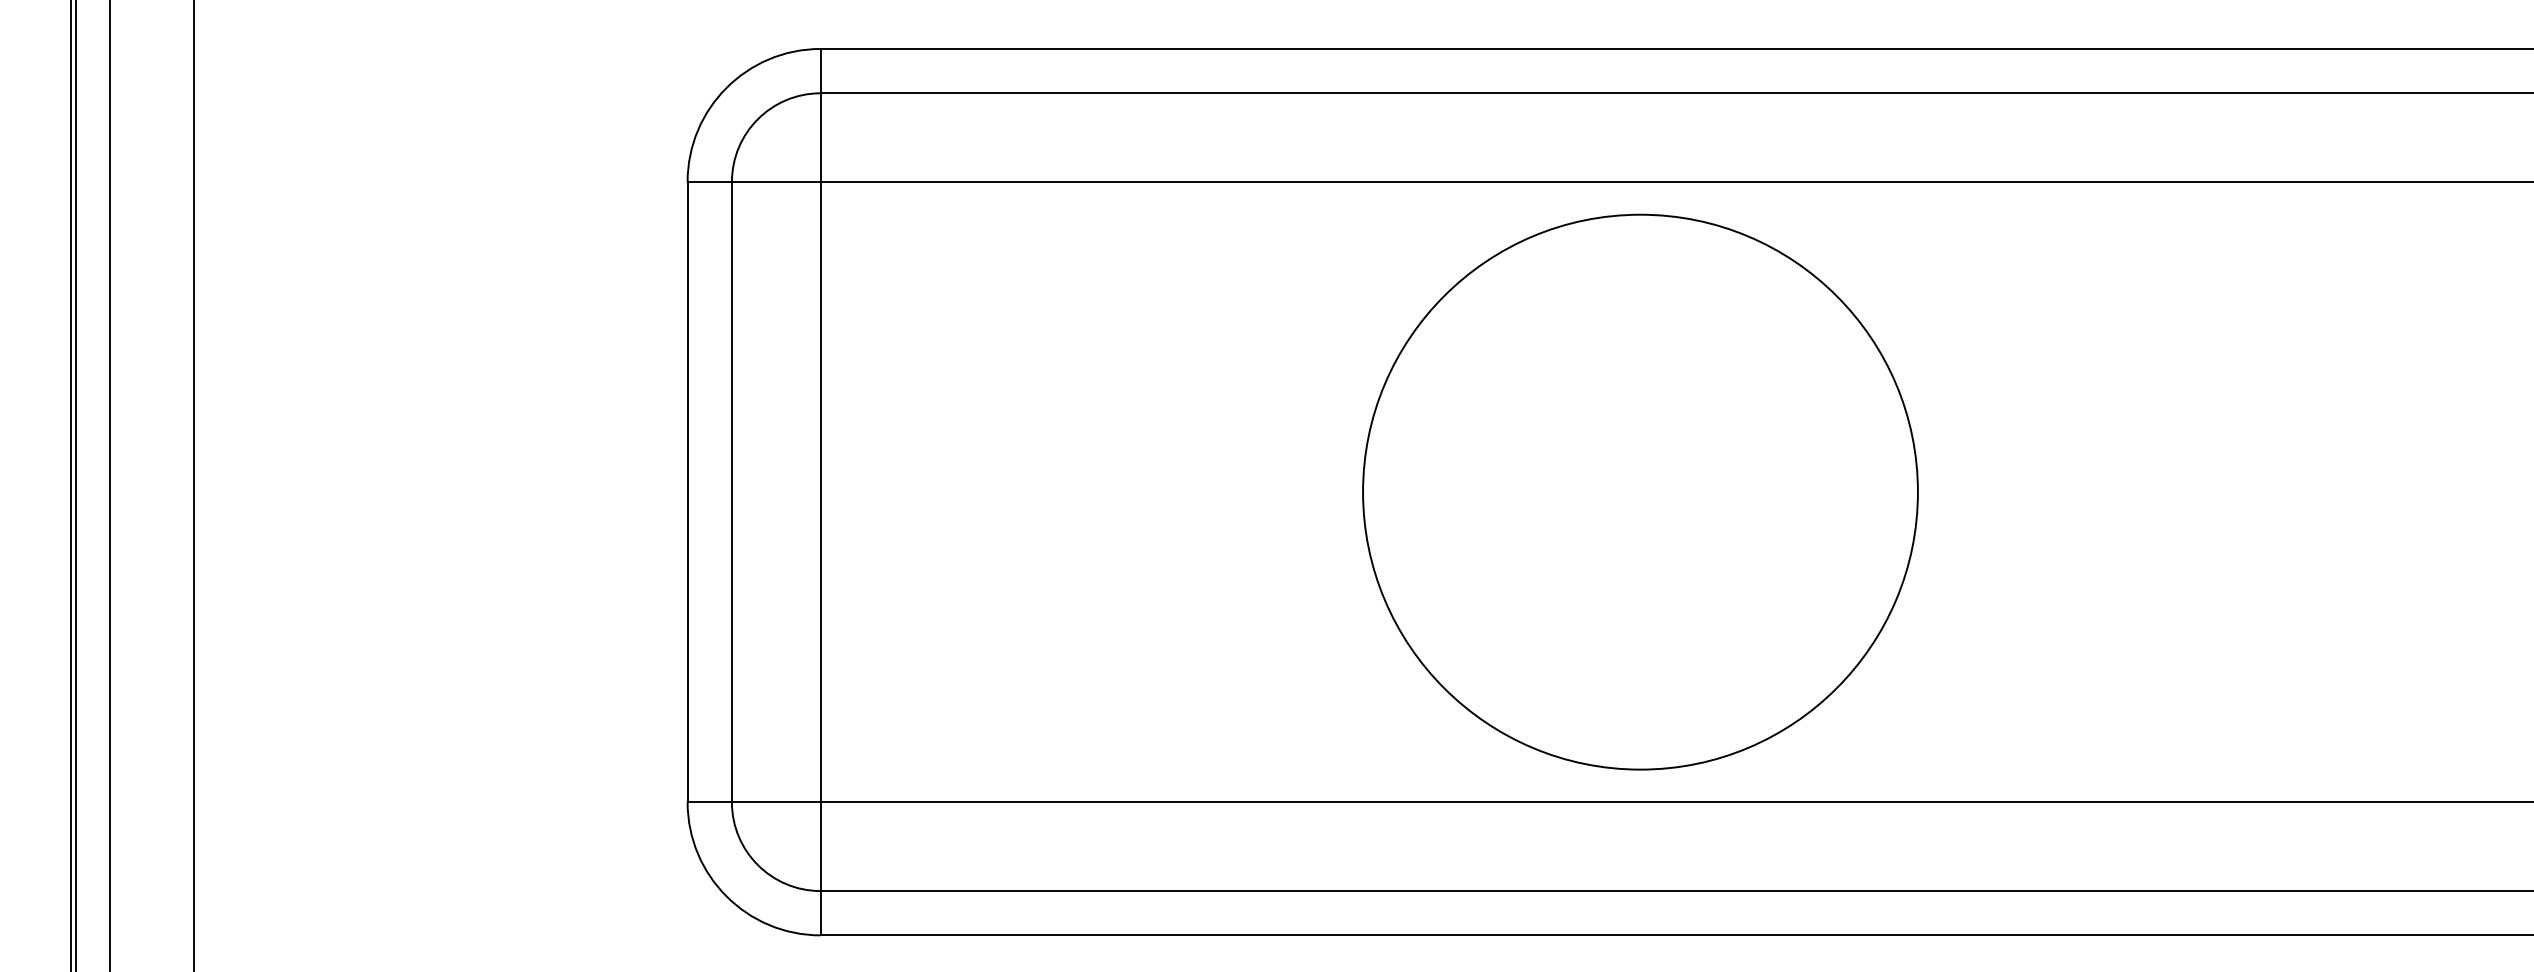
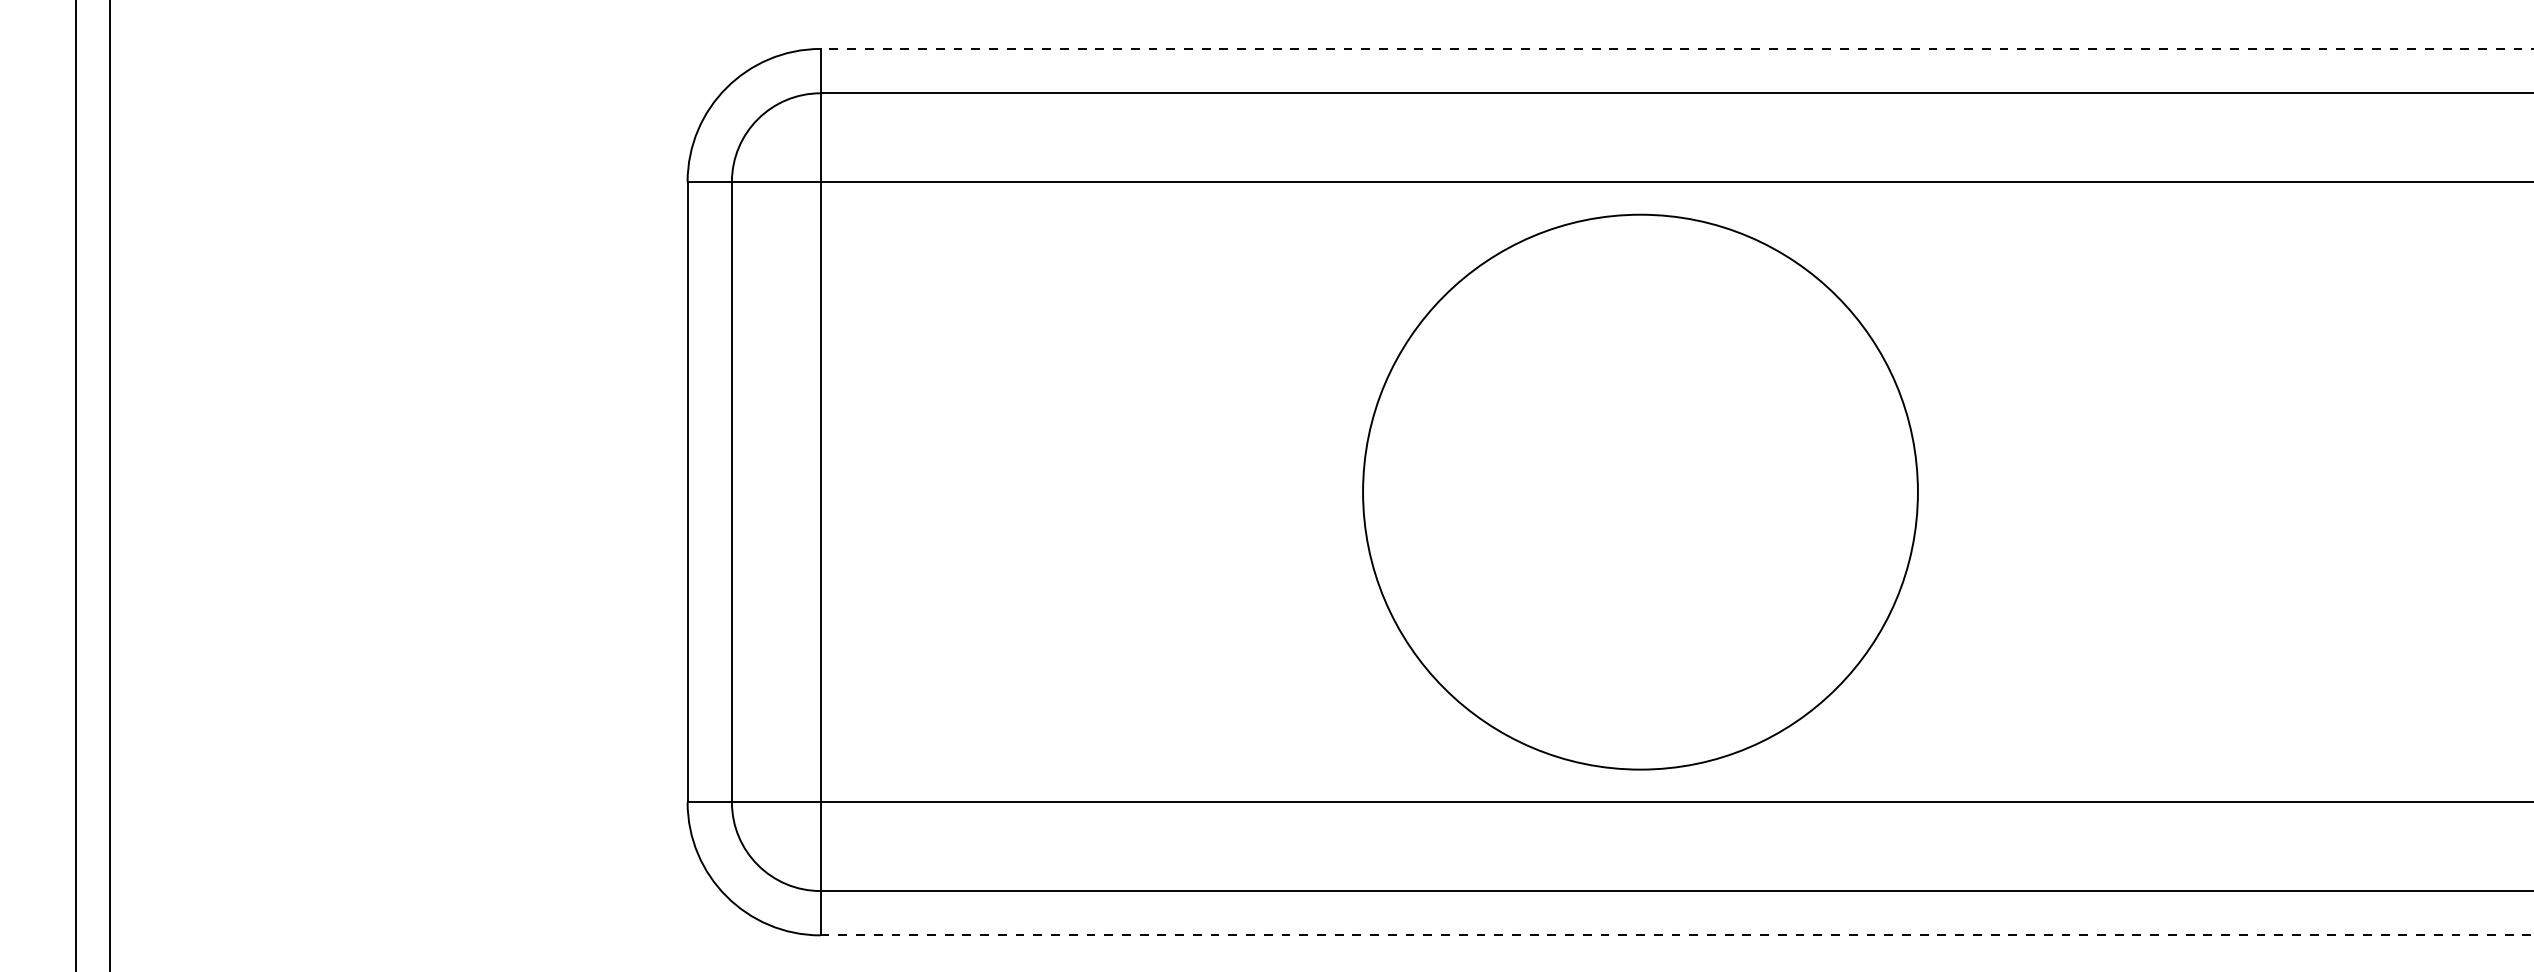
line: solid -> dashed (1676, 48)
line: present -> none (70, 485)
line: present -> none (194, 485)
line: solid -> dashed (1677, 935)
